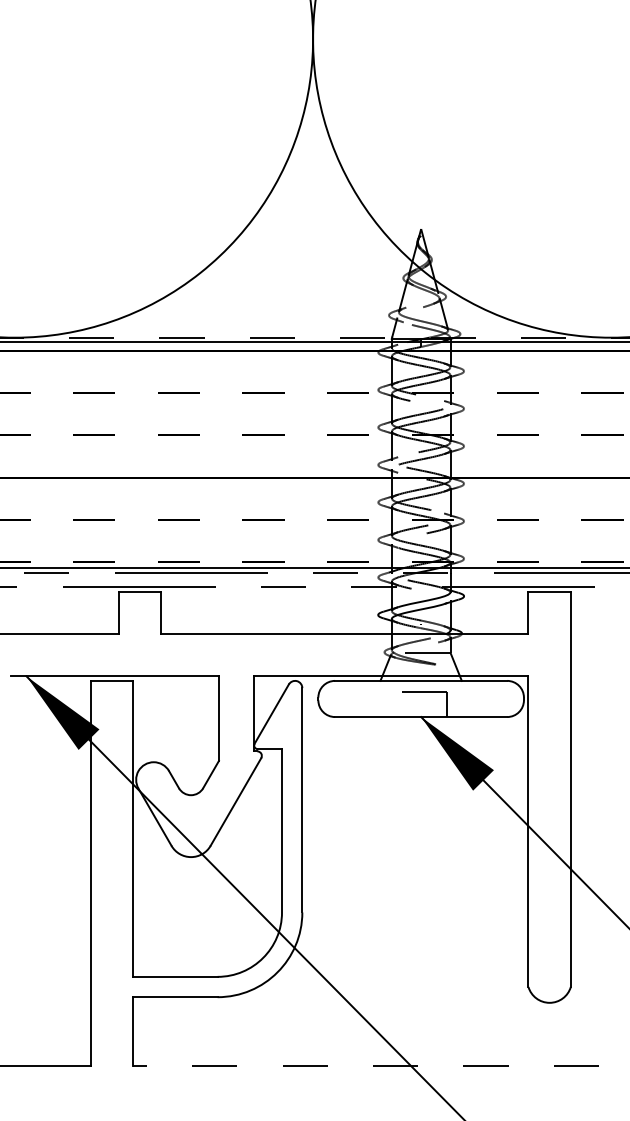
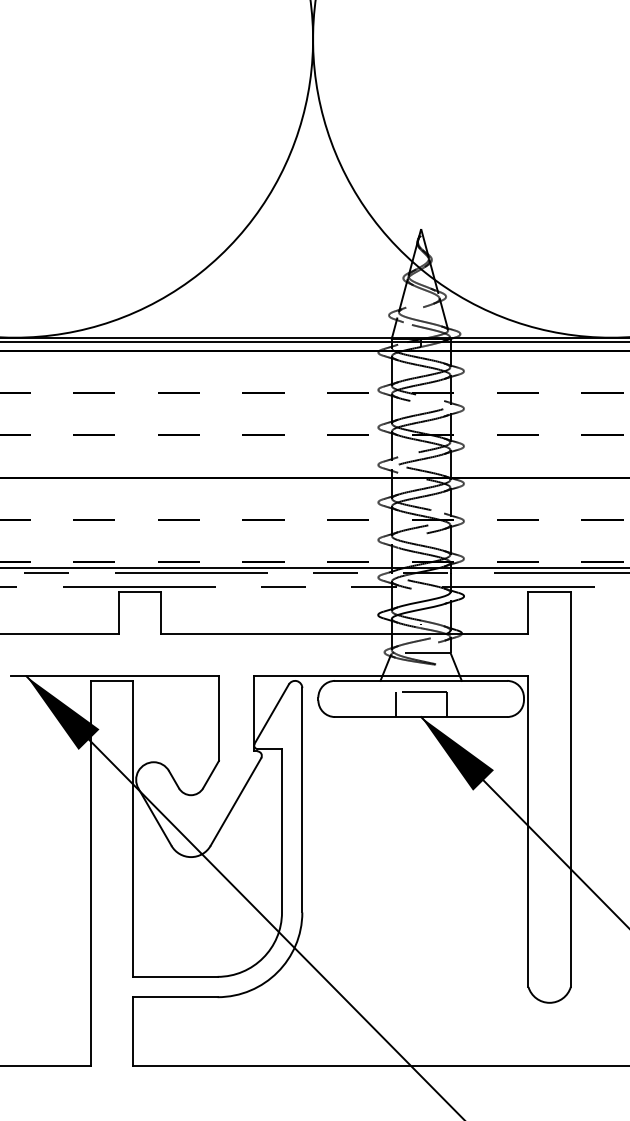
line: dashed -> solid (315, 337)
line: none -> present (395, 704)
line: dashed -> solid (381, 1066)
